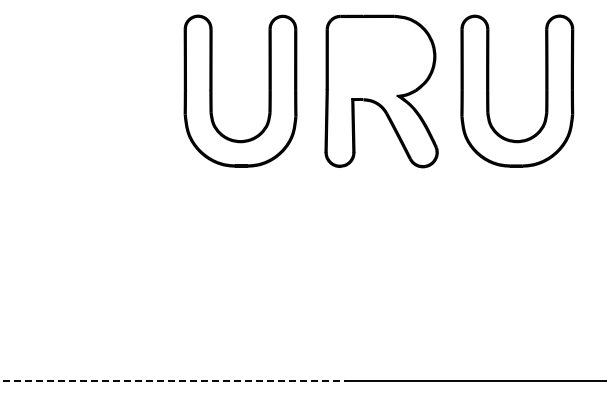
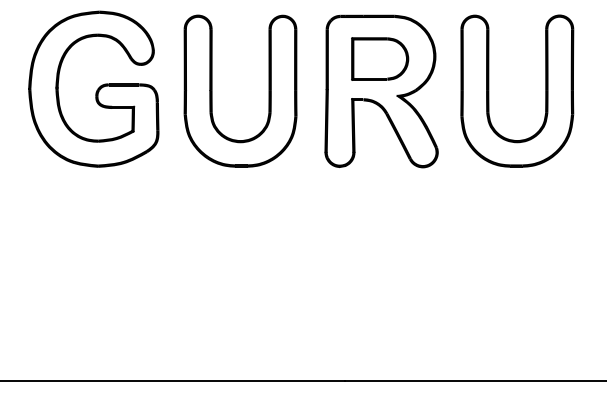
part: none -> present (380, 58)
part: none -> present (93, 88)
line: dashed -> solid (173, 381)
